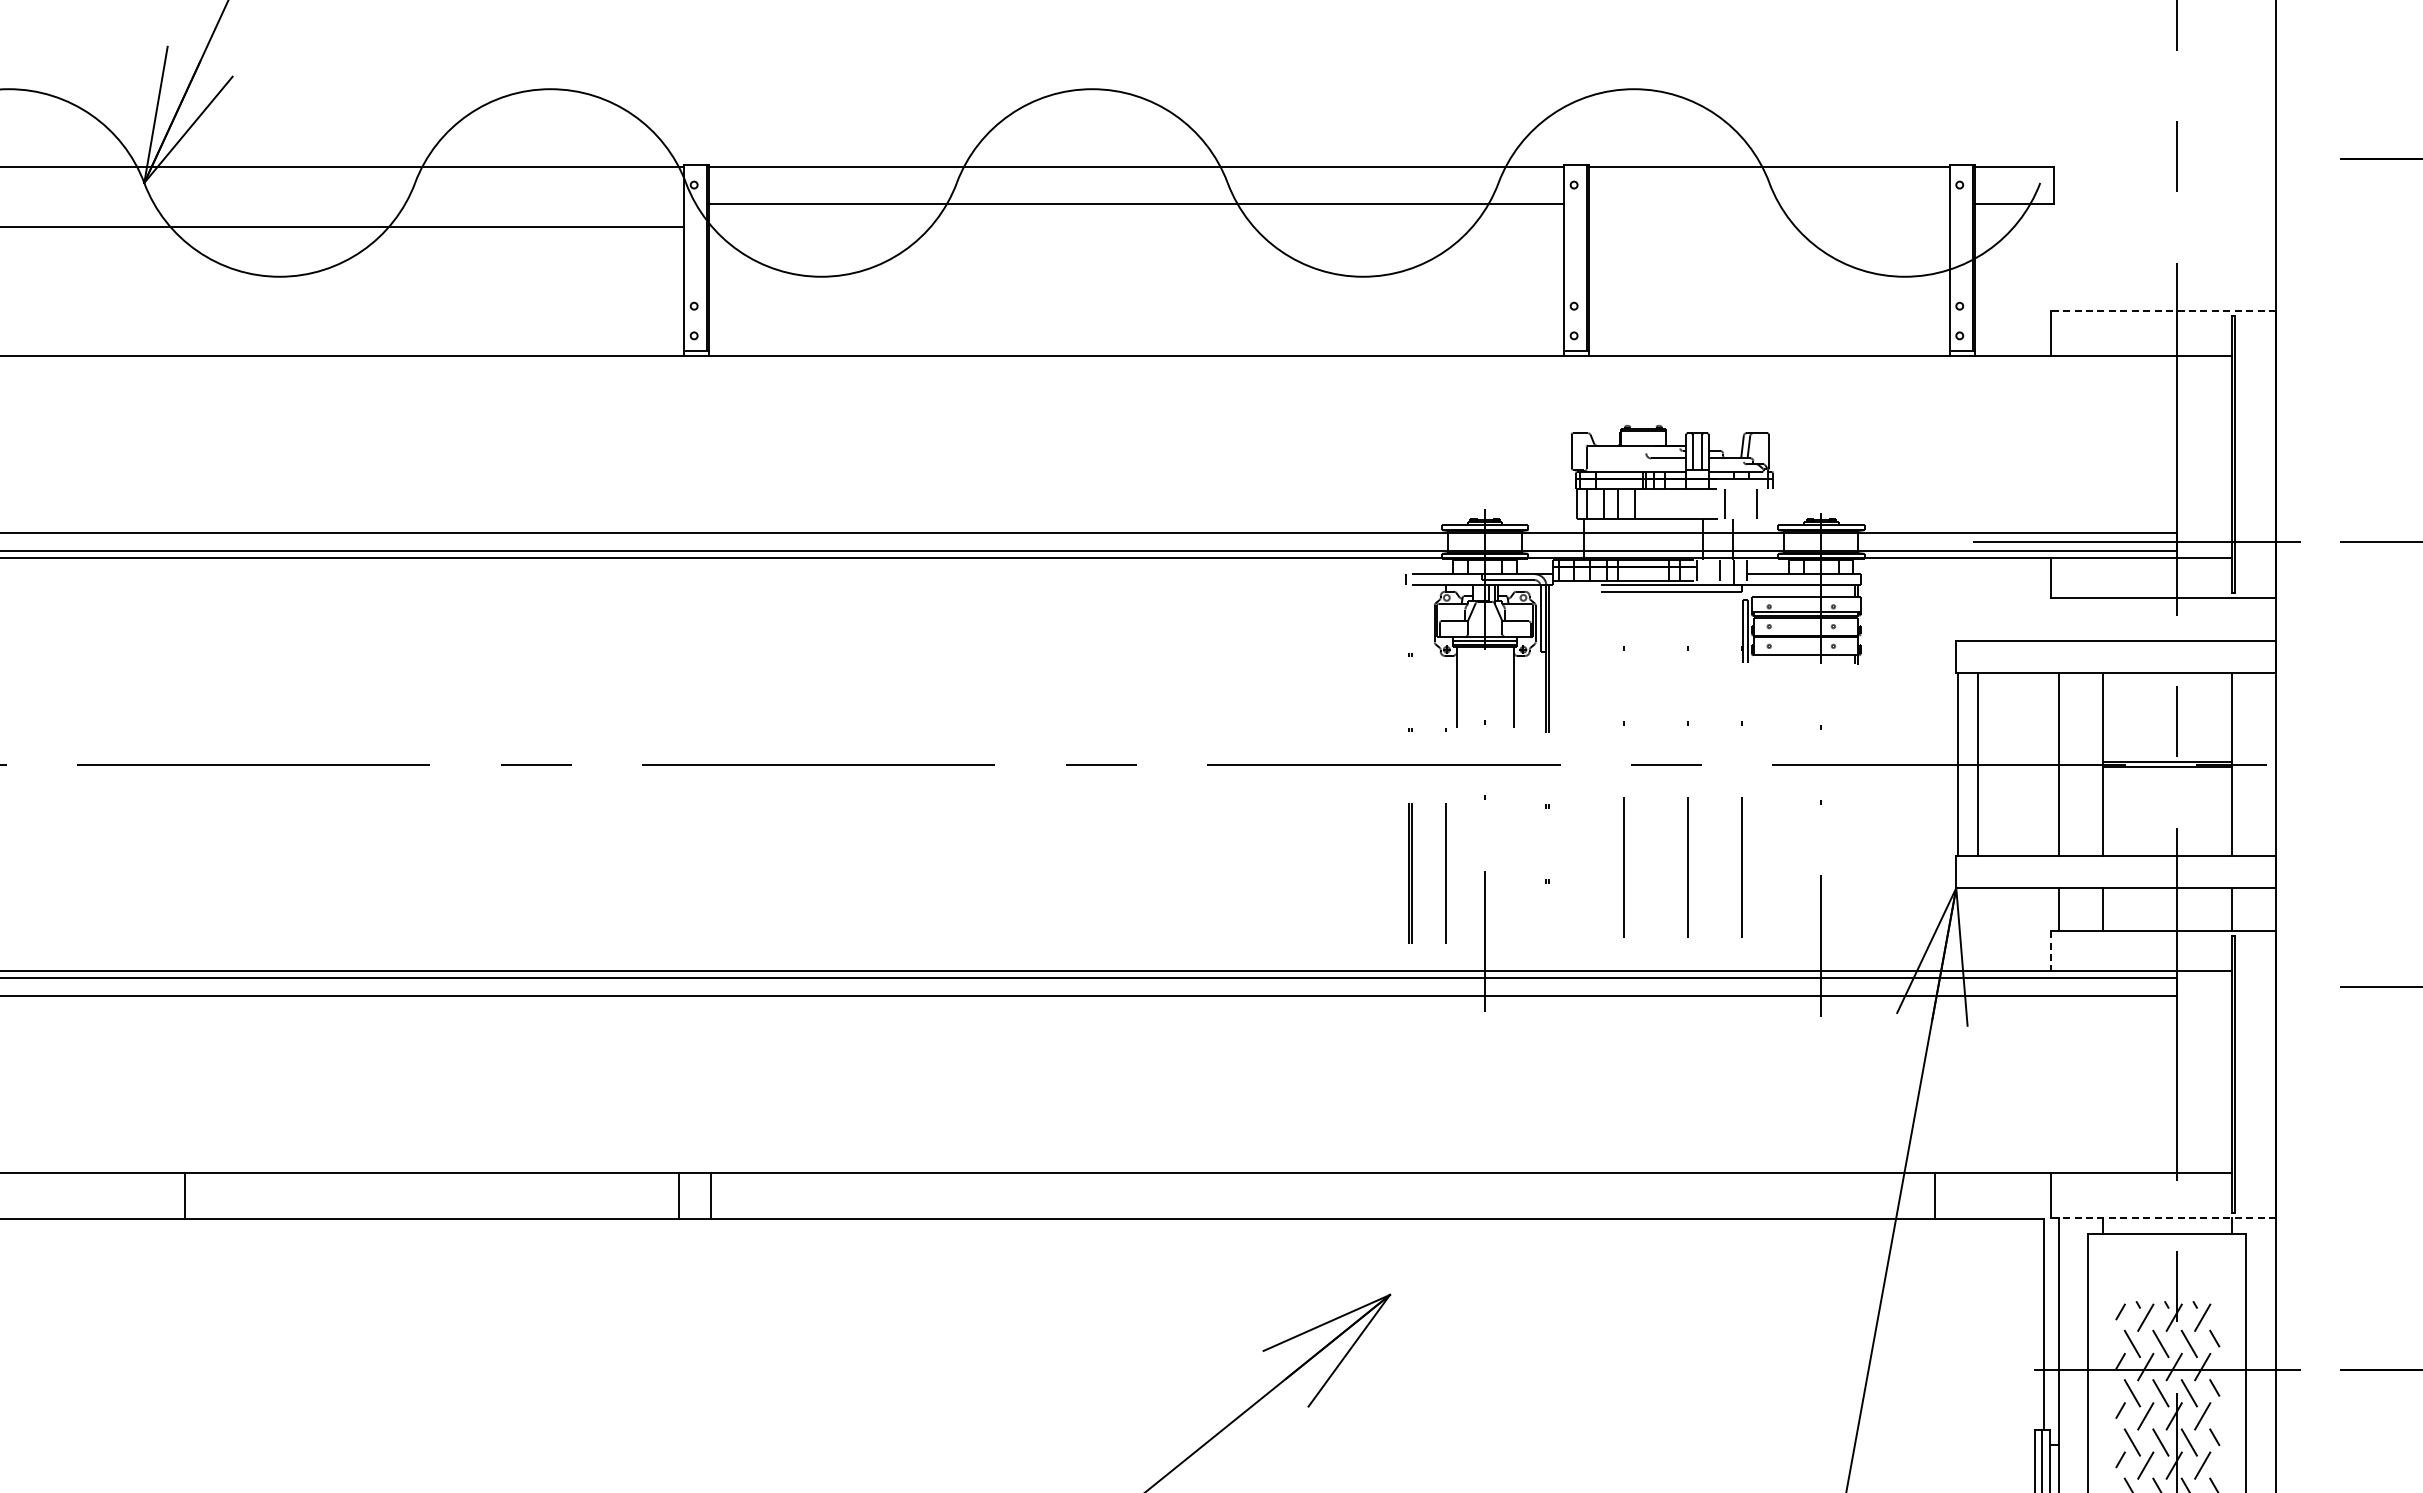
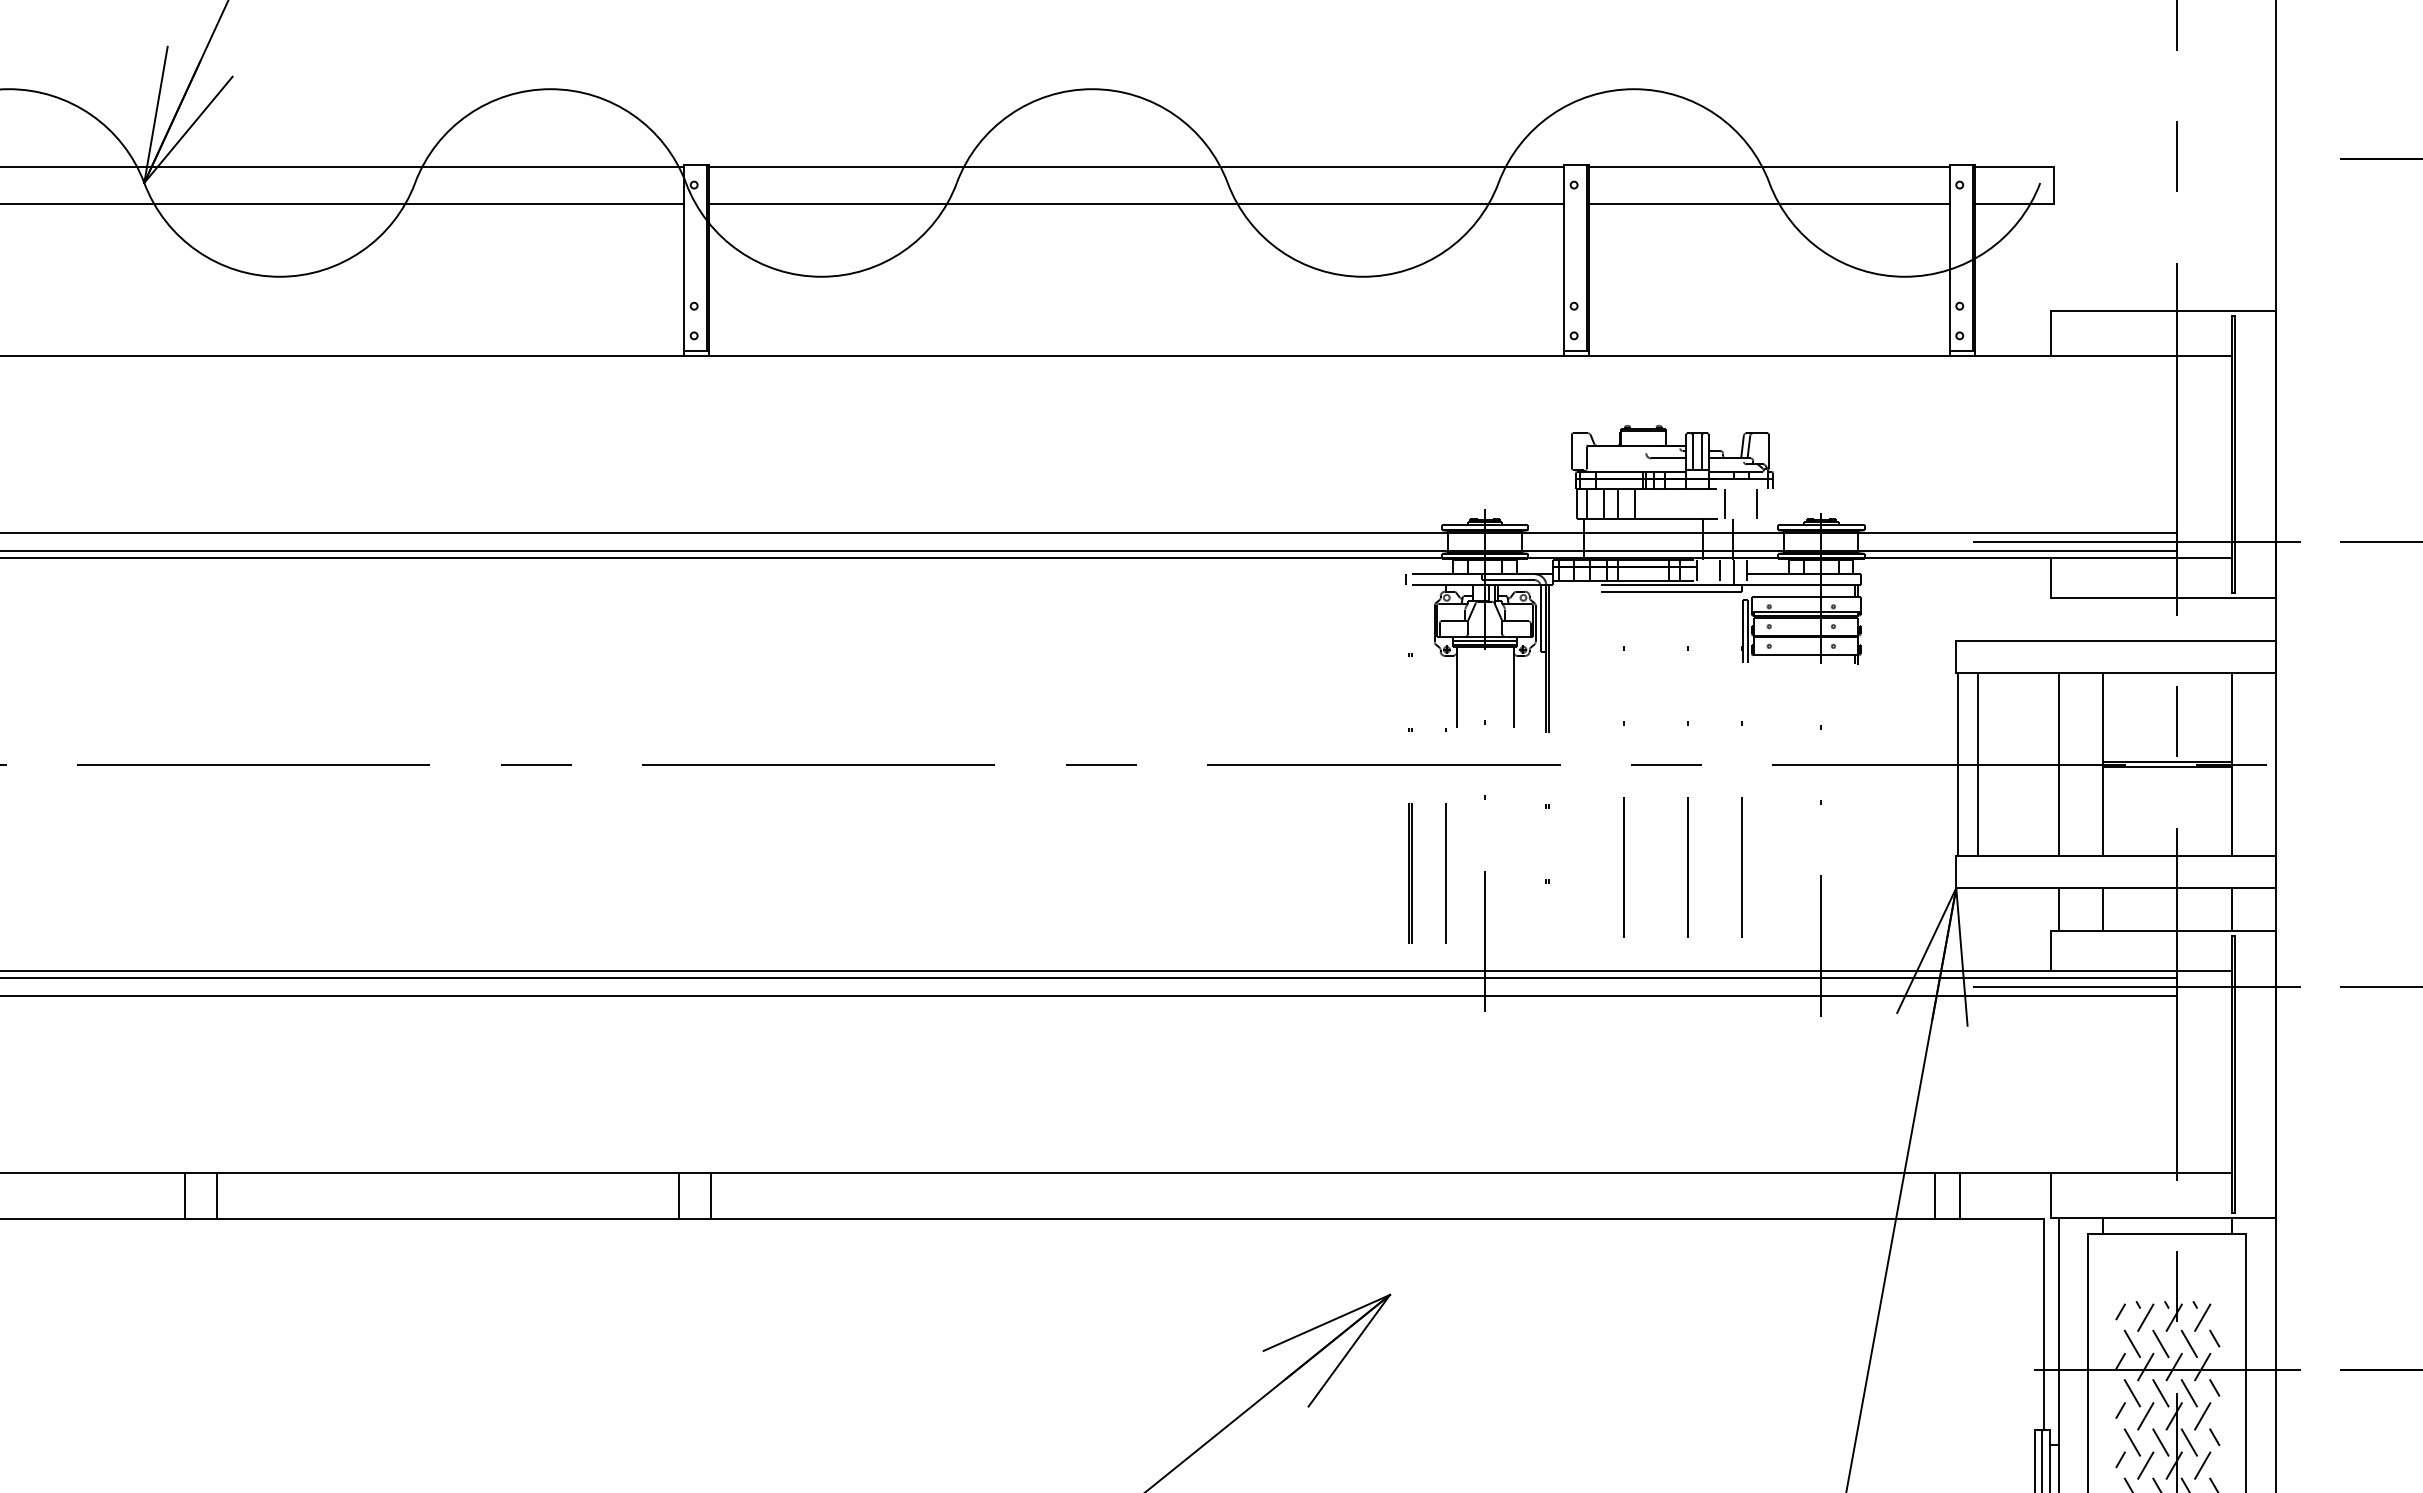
line: none -> present (1769, 203)
line position: (343, 226) -> (343, 203) (343, 203)
line: dashed -> solid (2163, 311)
line: dashed -> solid (2051, 950)
line: none -> present (2136, 986)
line: none -> present (217, 1196)
line: none -> present (1959, 1196)
line: dashed -> solid (2163, 1217)
